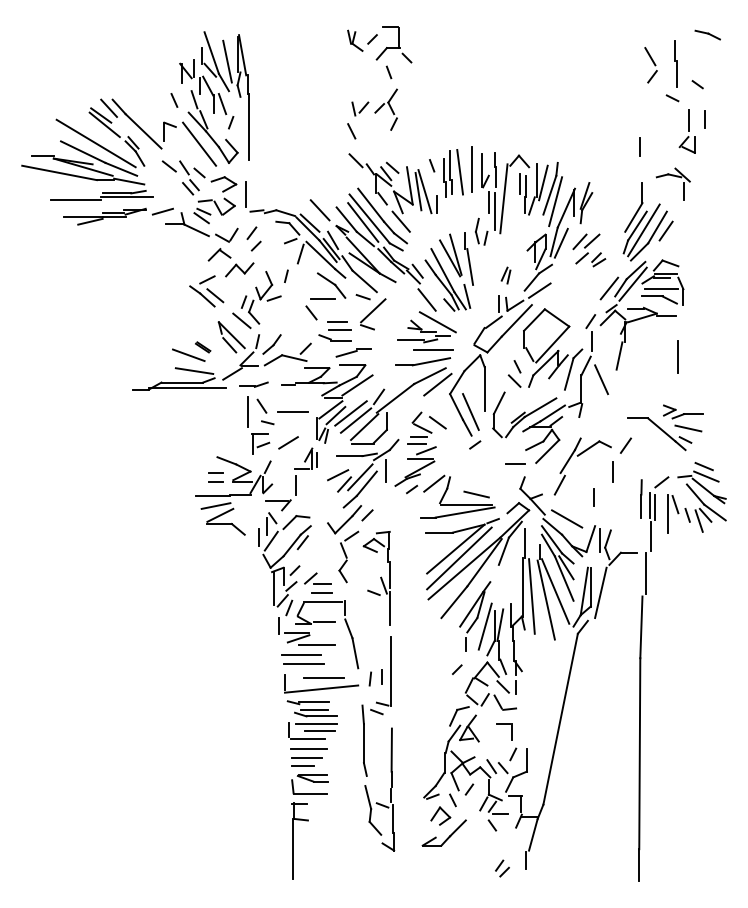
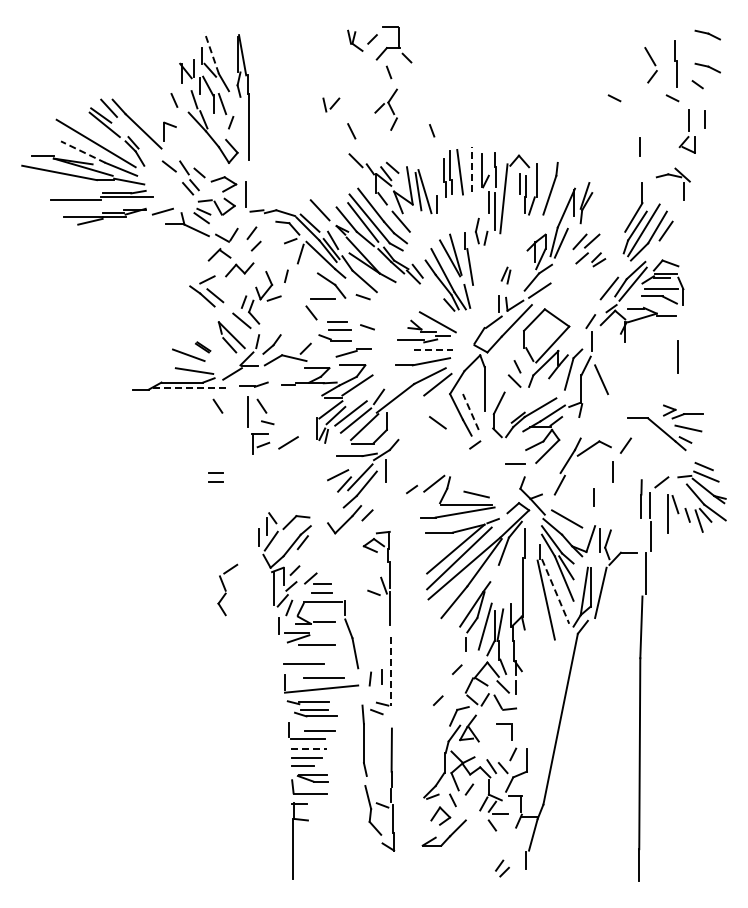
line: solid -> dashed (211, 52)
line: present -> none (227, 61)
part: none -> present (707, 67)
line: none -> present (614, 98)
part position: (360, 108) -> (331, 104) (331, 104)
line: present -> none (199, 143)
line: solid -> dashed (83, 152)
line position: (432, 165) -> (432, 130) (432, 130)
line: solid -> dashed (472, 168)
line: present -> none (543, 182)
line: present -> none (555, 201)
line: present -> none (426, 299)
line: present -> none (373, 310)
line: solid -> dashed (434, 349)
line: present -> none (619, 355)
line: solid -> dashed (187, 388)
line: none -> present (217, 405)
line: present -> none (292, 412)
line: solid -> dashed (470, 412)
part: present -> none (415, 448)
part: present -> none (256, 491)
line: present -> none (655, 507)
part position: (348, 556) -> (227, 589) (227, 589)
line: solid -> dashed (555, 591)
line: present -> none (531, 596)
line: present -> none (301, 654)
line: solid -> dashed (390, 671)
line: none -> present (438, 700)
line: present -> none (316, 723)
line: solid -> dashed (308, 748)
